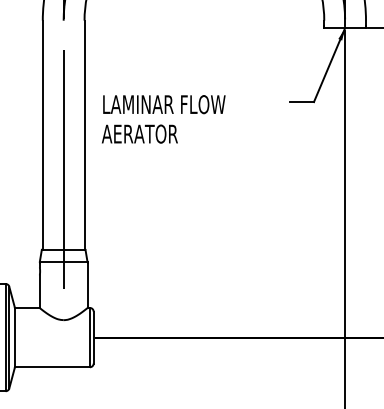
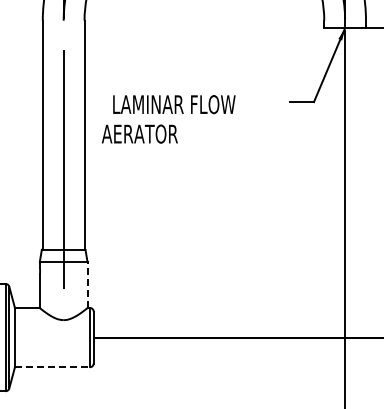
text position: (164, 104) -> (174, 104) (174, 104)
line: solid -> dashed (87, 285)
line: solid -> dashed (52, 367)
